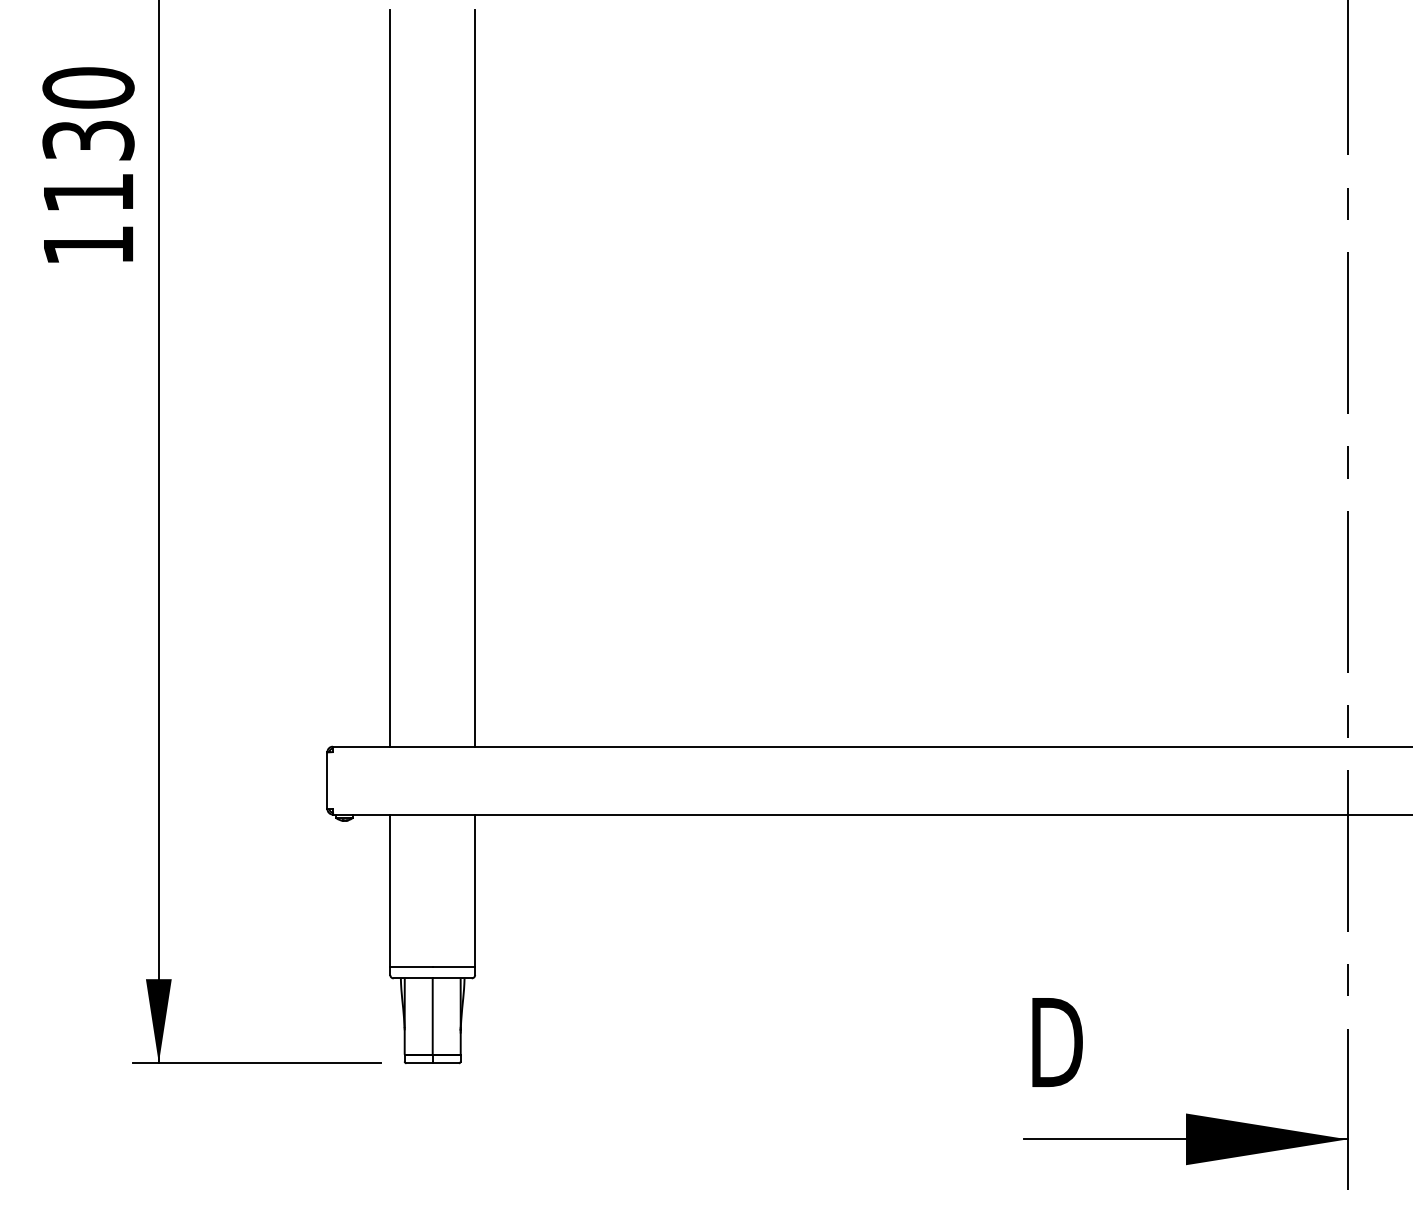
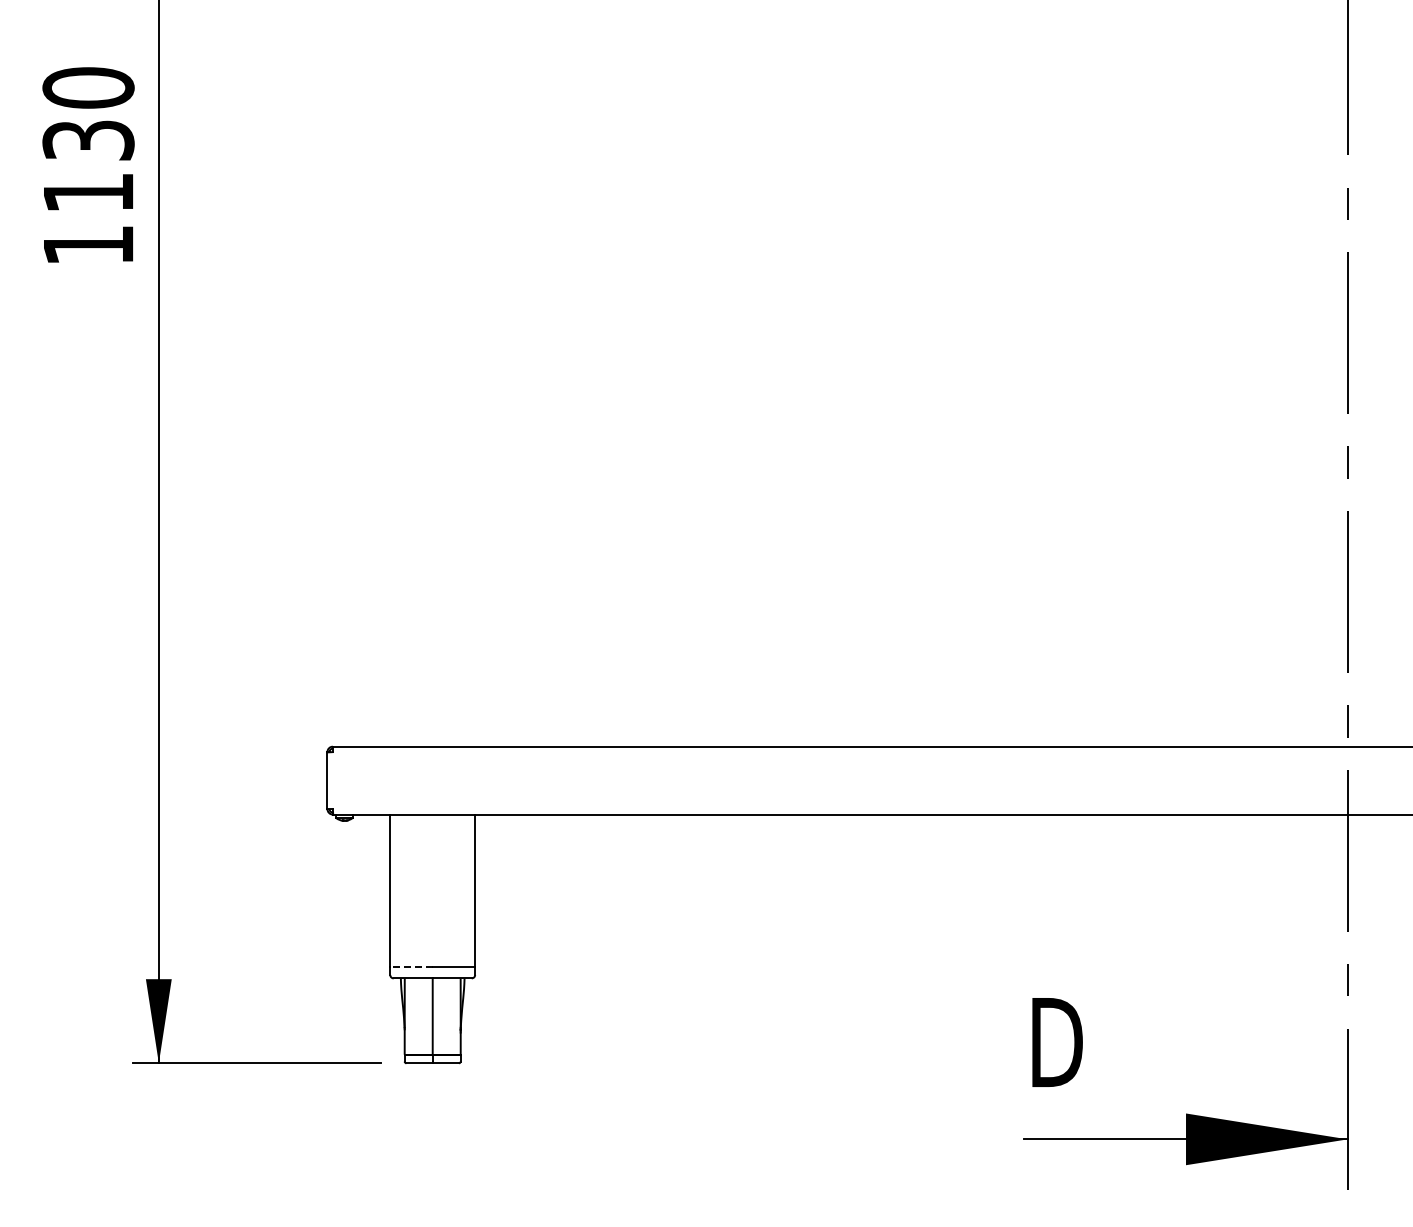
line: present -> none (390, 378)
line: present -> none (475, 378)
line: solid -> dashed (411, 966)
